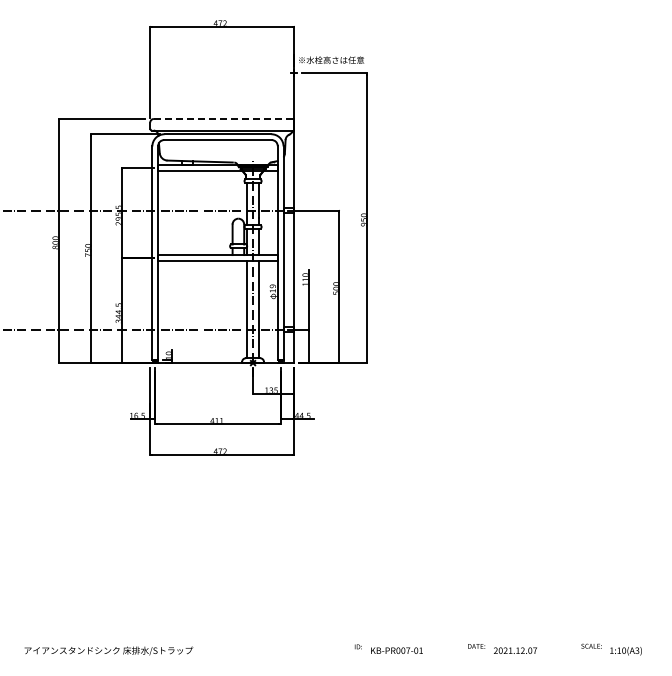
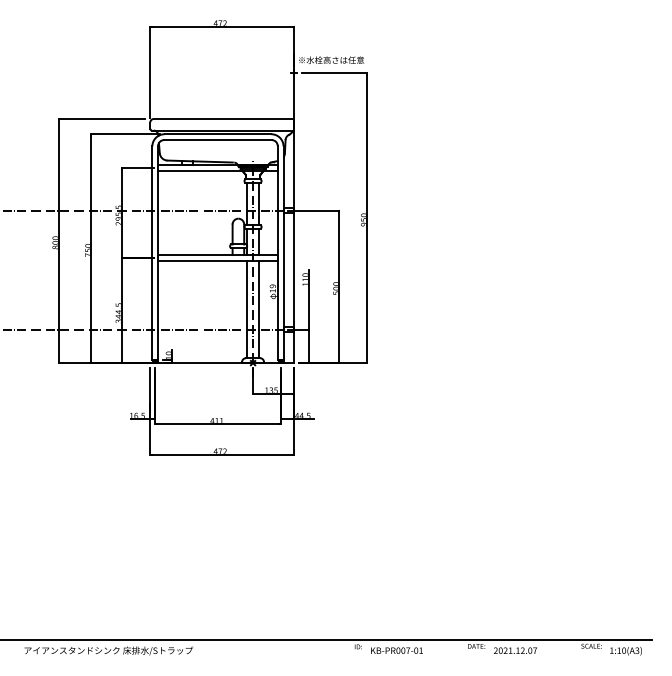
line: dashed -> solid (224, 118)
line: none -> present (326, 640)
